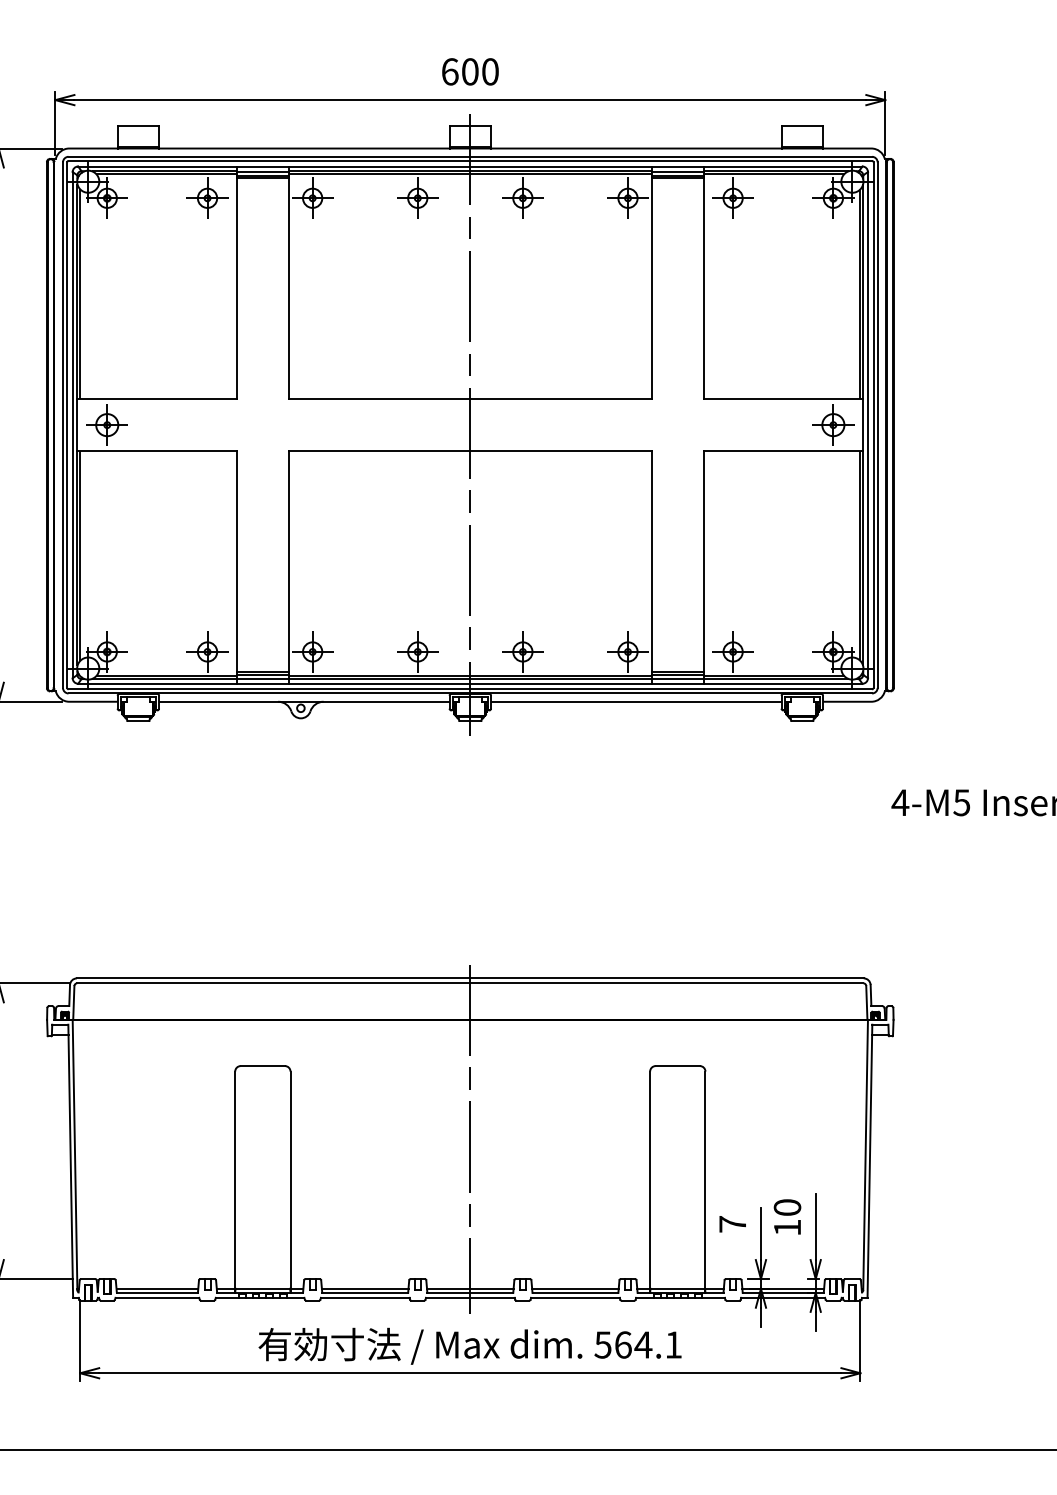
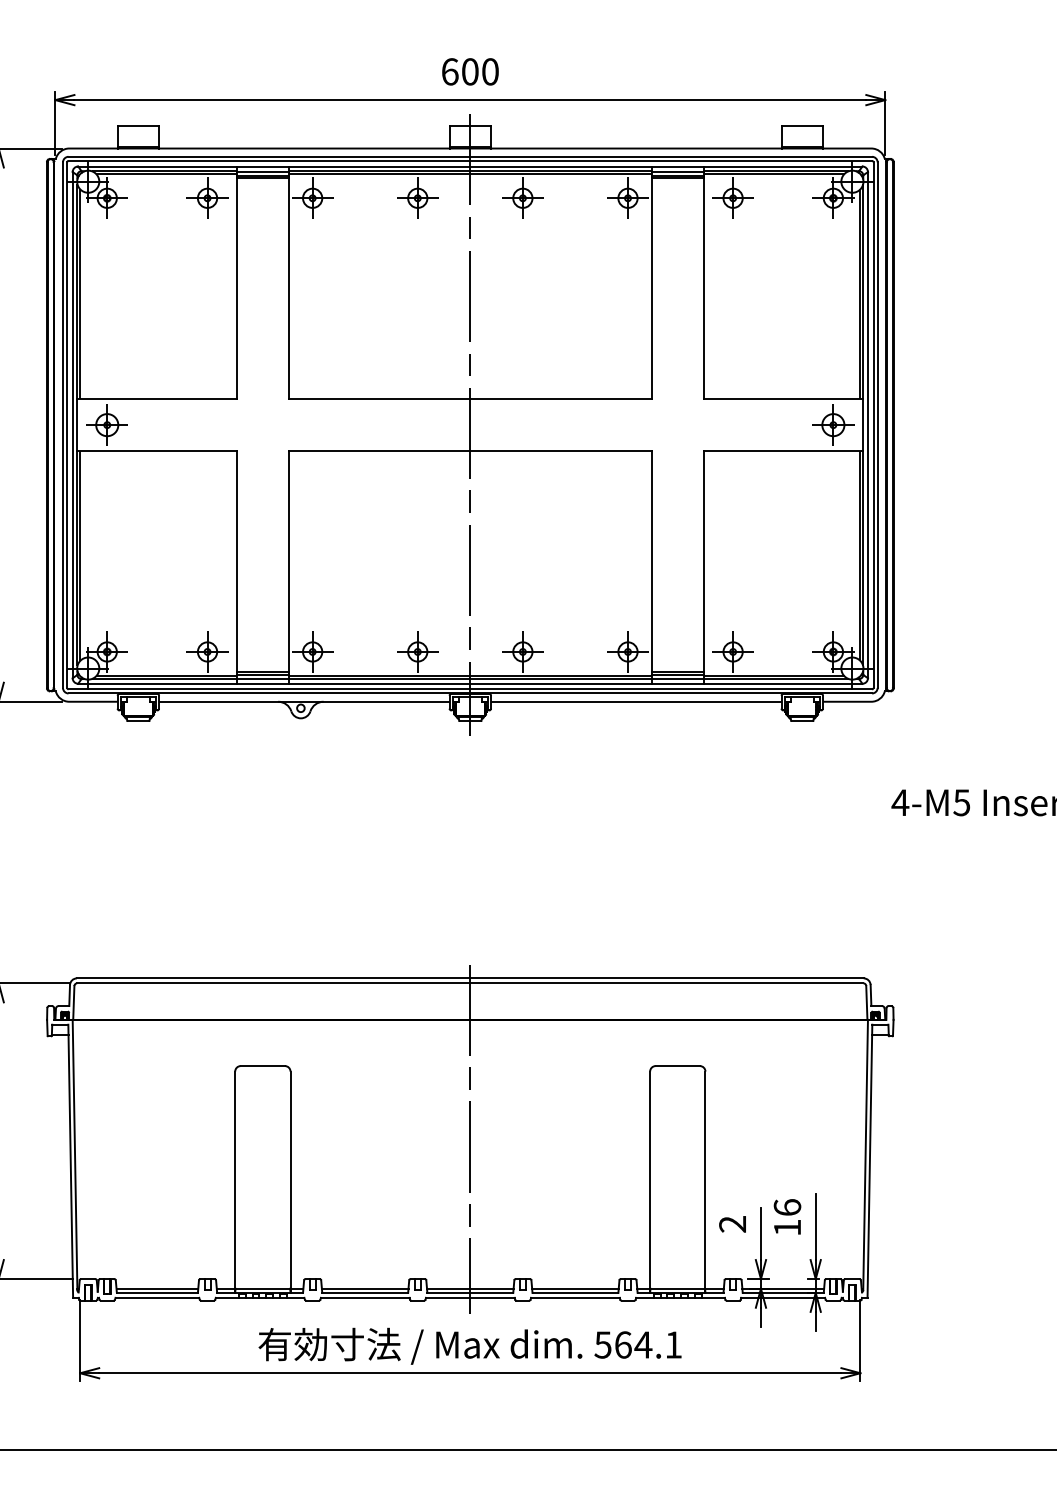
text: 10 -> 16 (787, 1207)
text: 7 -> 2 (732, 1224)
